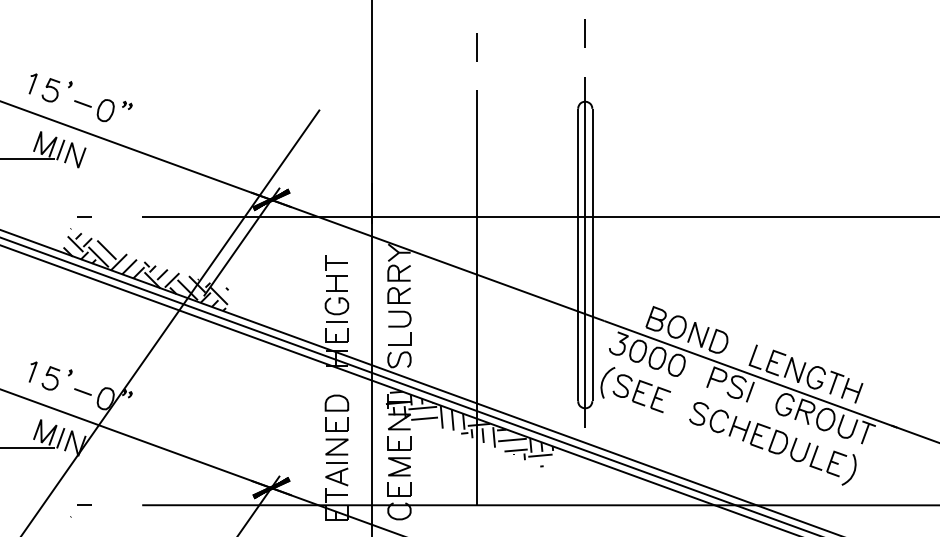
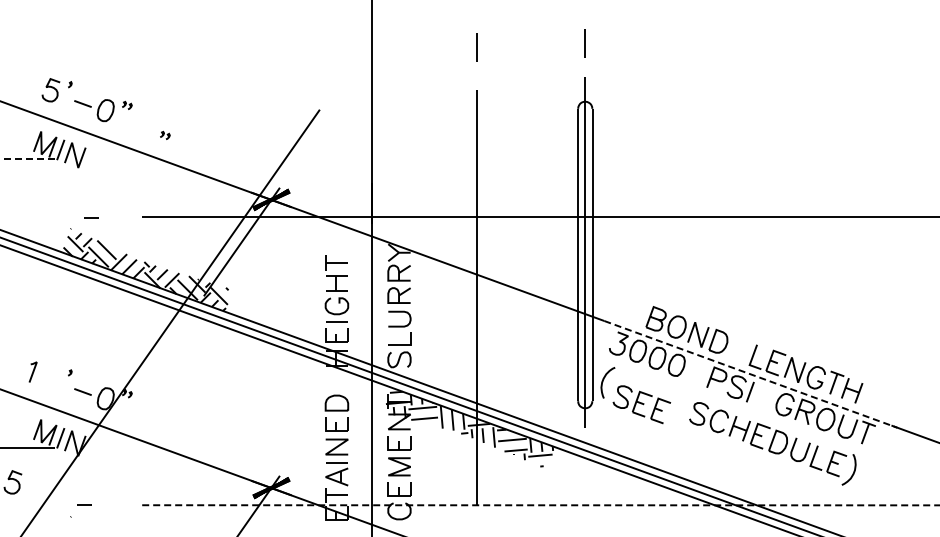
line position: (584, 33) -> (584, 43) (584, 43)
line: present -> none (32, 83)
part: none -> present (165, 134)
line: solid -> dashed (27, 159)
line position: (84, 216) -> (91, 217) (91, 217)
line: solid -> dashed (750, 374)
curve position: (51, 376) -> (13, 480) (13, 480)
part position: (641, 393) -> (641, 404) (641, 404)
line: solid -> dashed (540, 505)
